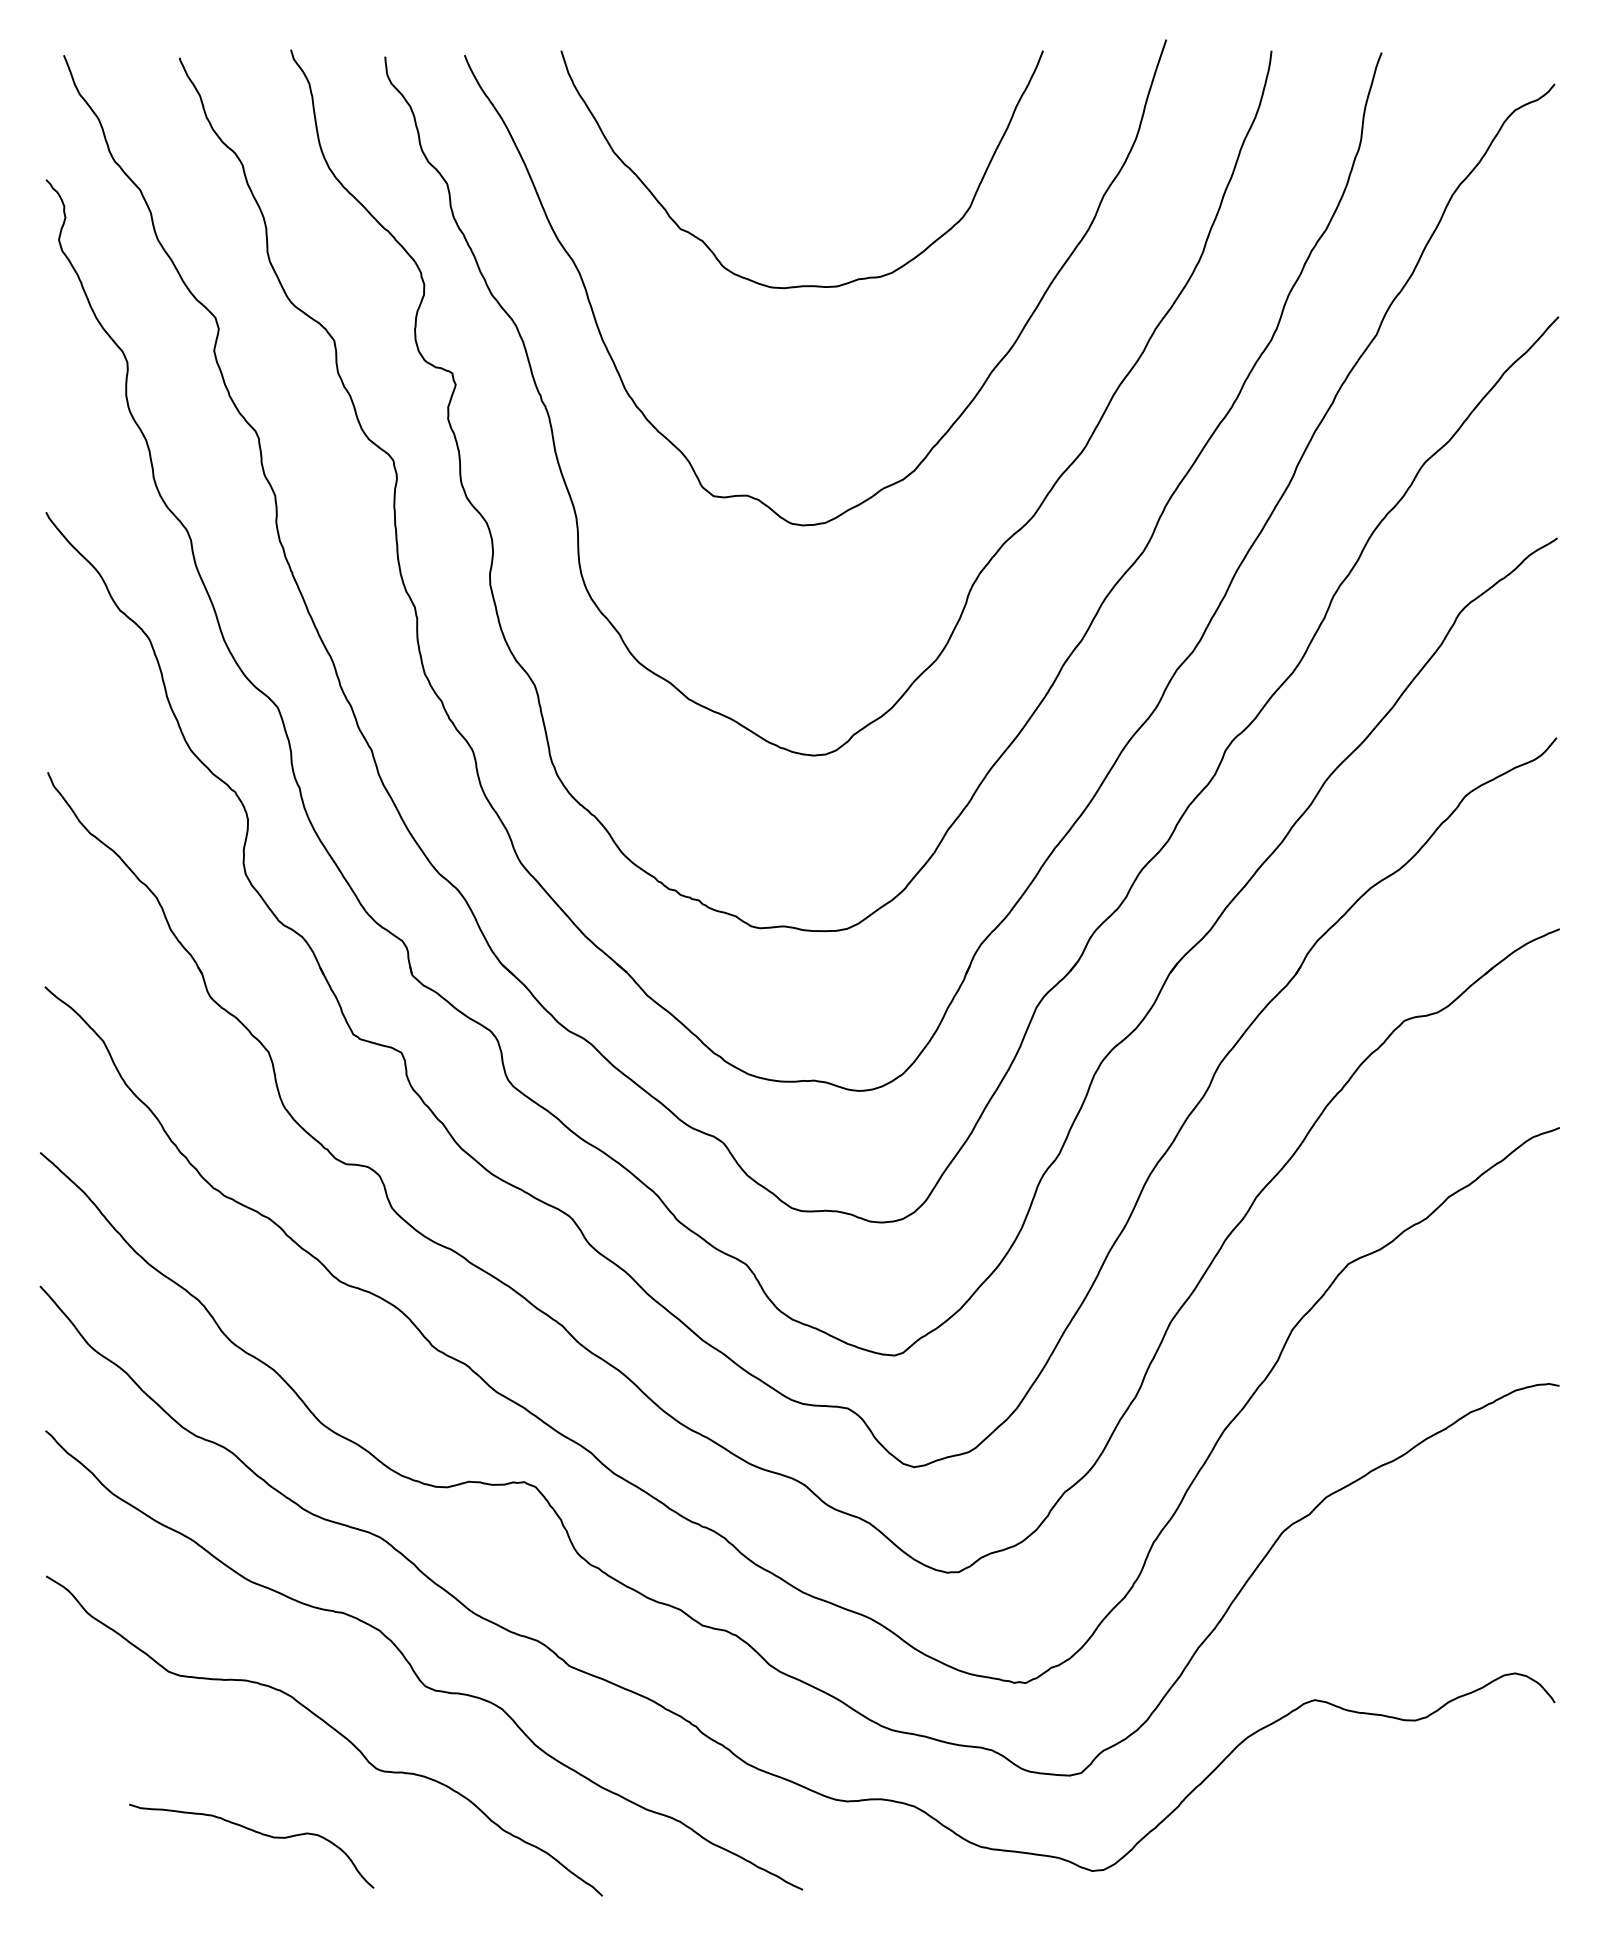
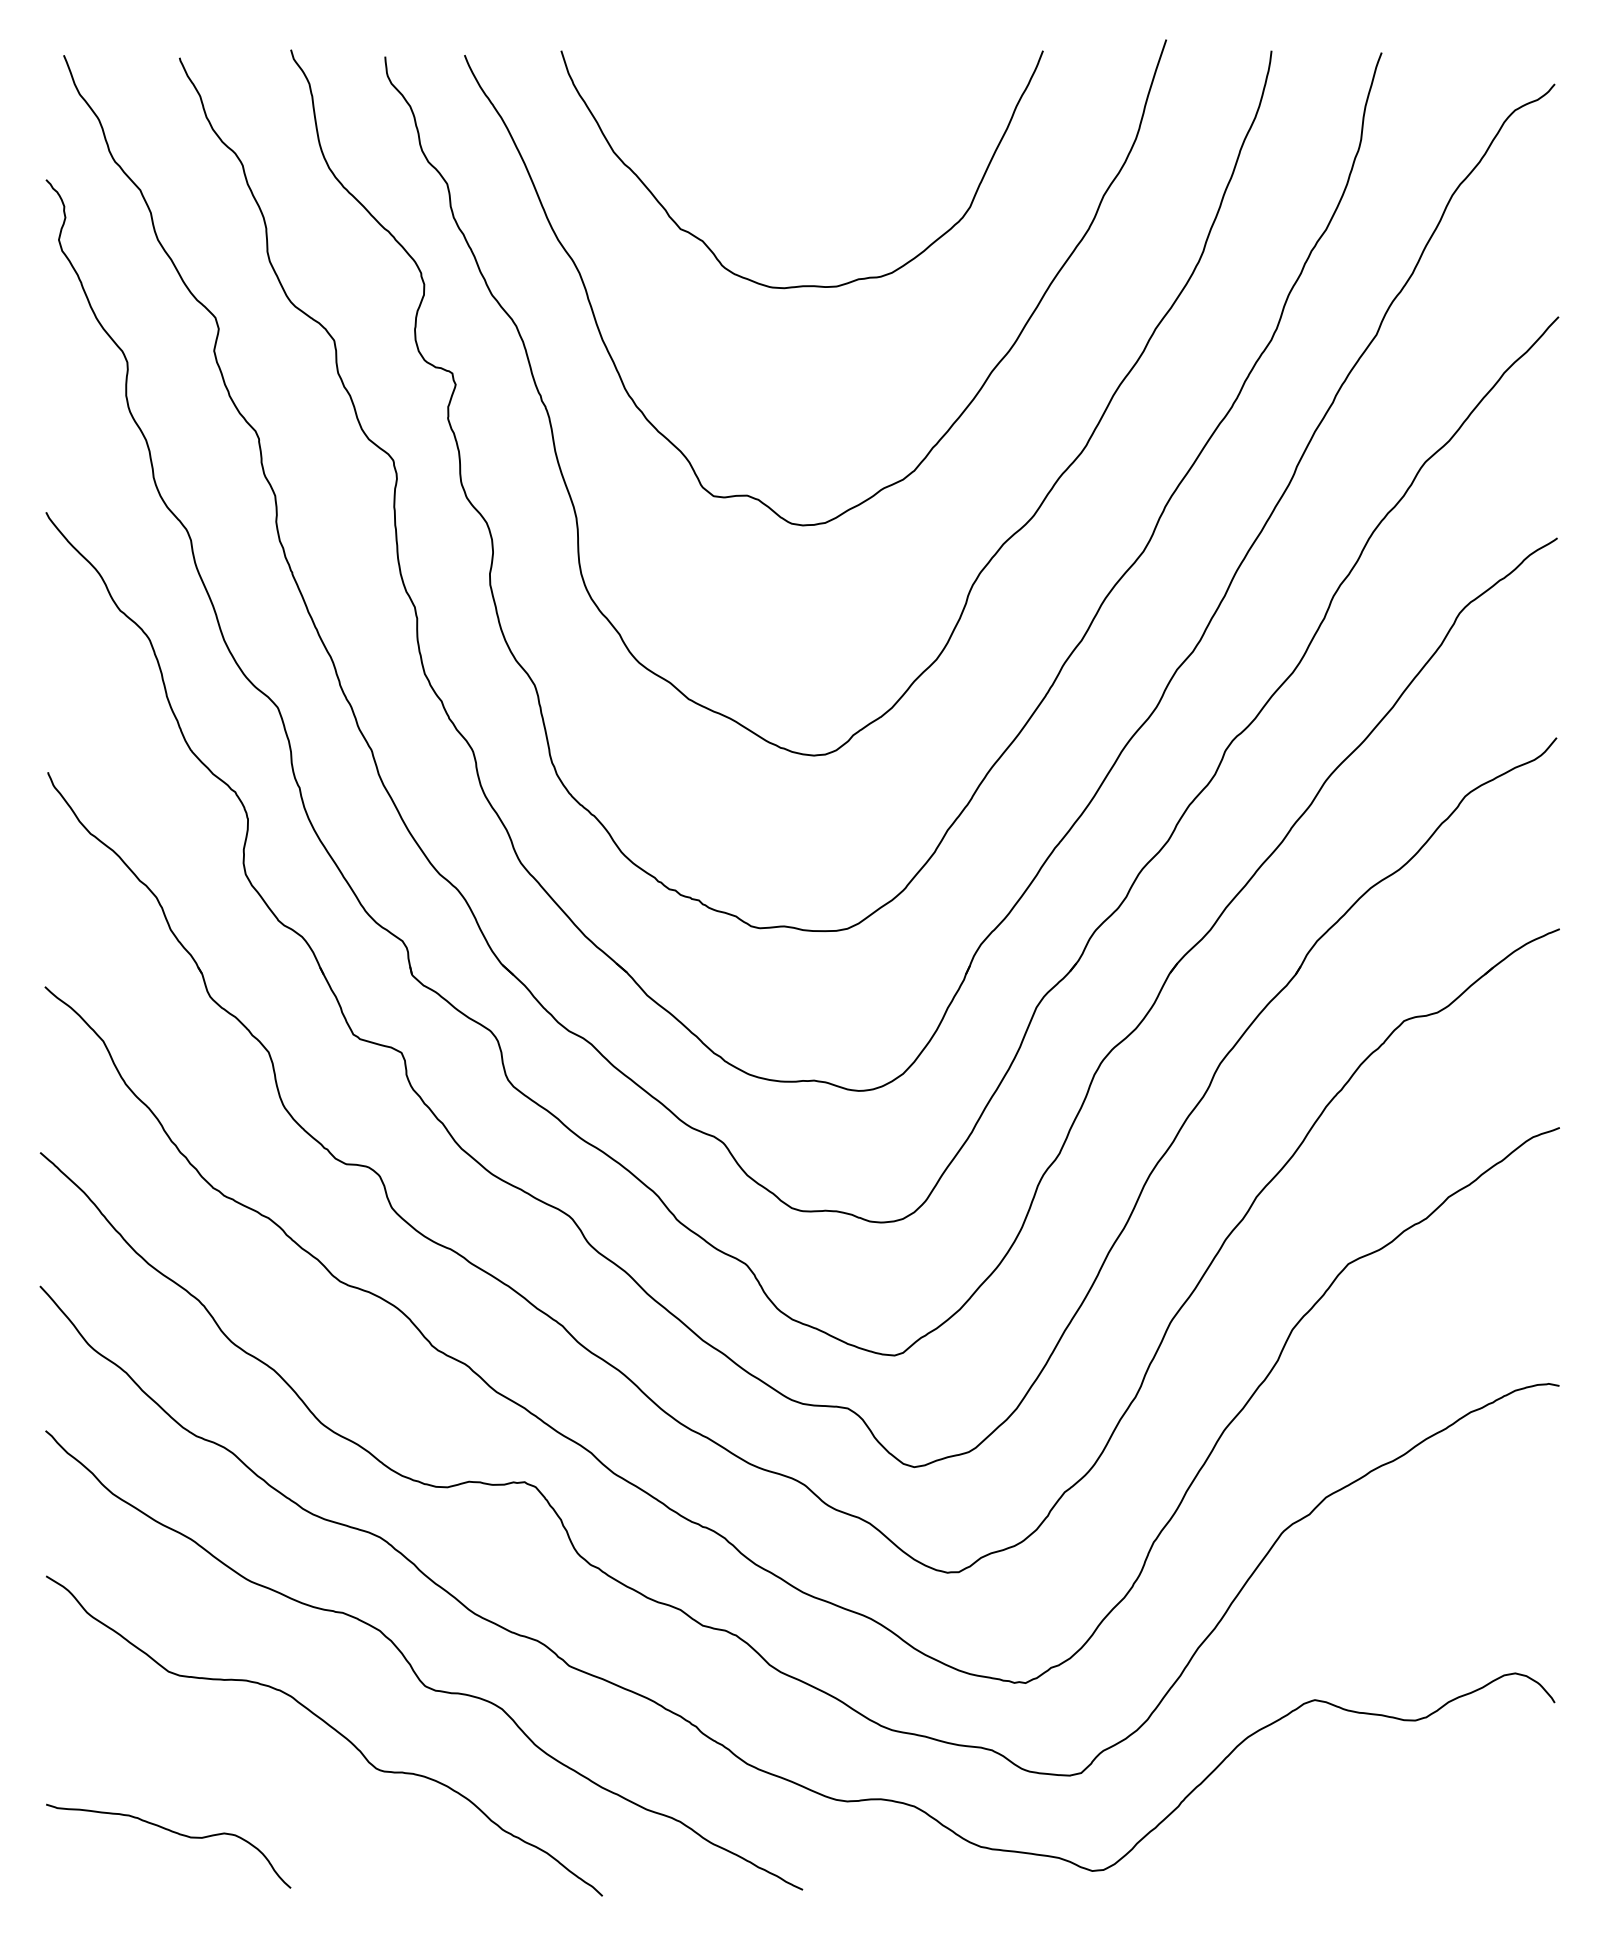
curve position: (254, 1832) -> (171, 1832) (171, 1832)
